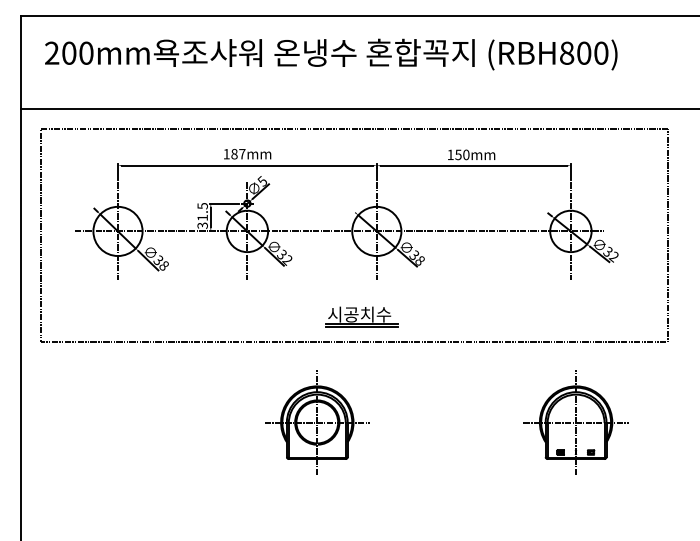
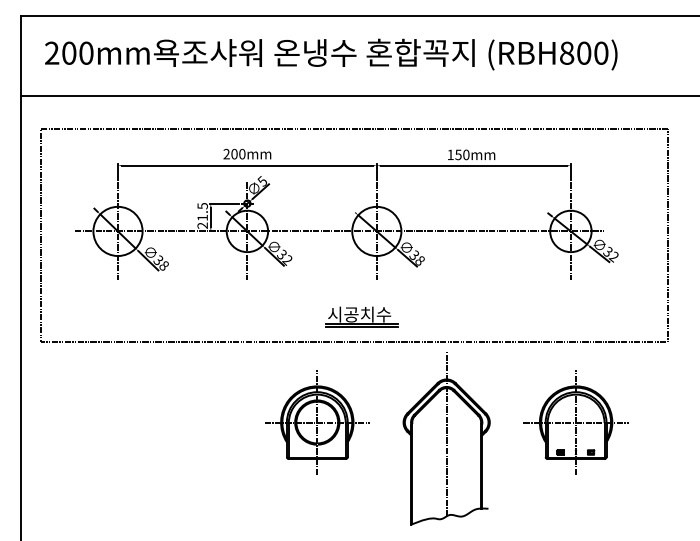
line position: (358, 108) -> (358, 95) (358, 95)
text: 187mm -> 200mm (234, 153)
text: 31.5 -> 21.5 (202, 225)
part: none -> present (446, 438)
